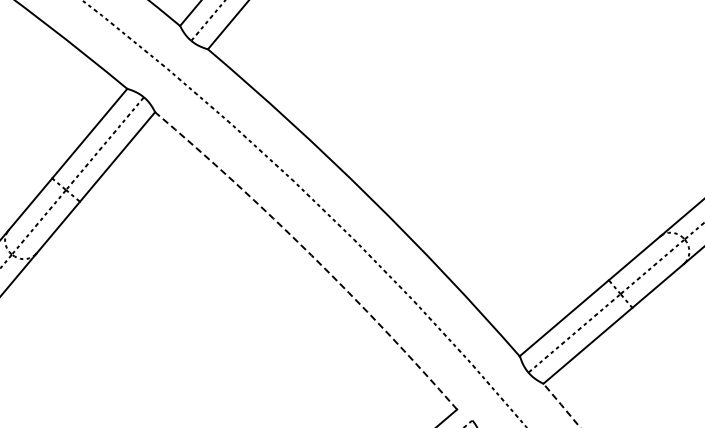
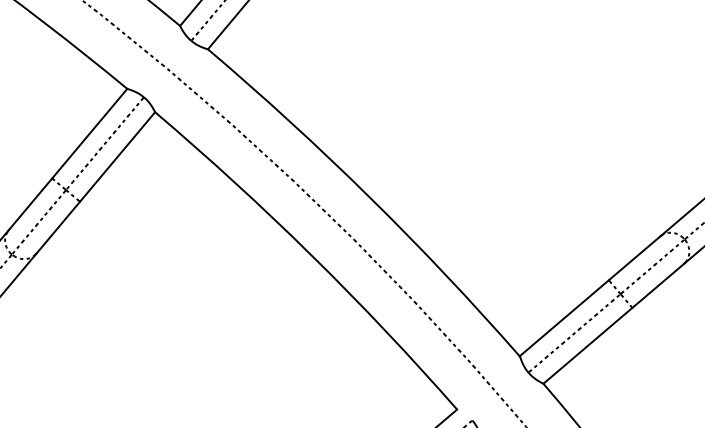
arc: dashed -> solid (311, 255)
arc: dashed -> solid (562, 405)
